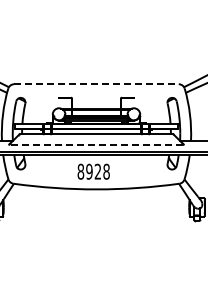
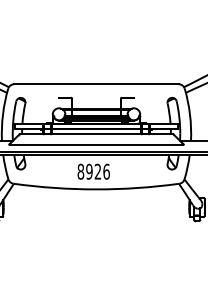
line: dashed -> solid (96, 84)
line: dashed -> solid (96, 144)
text: 8928 -> 8926 (106, 171)
